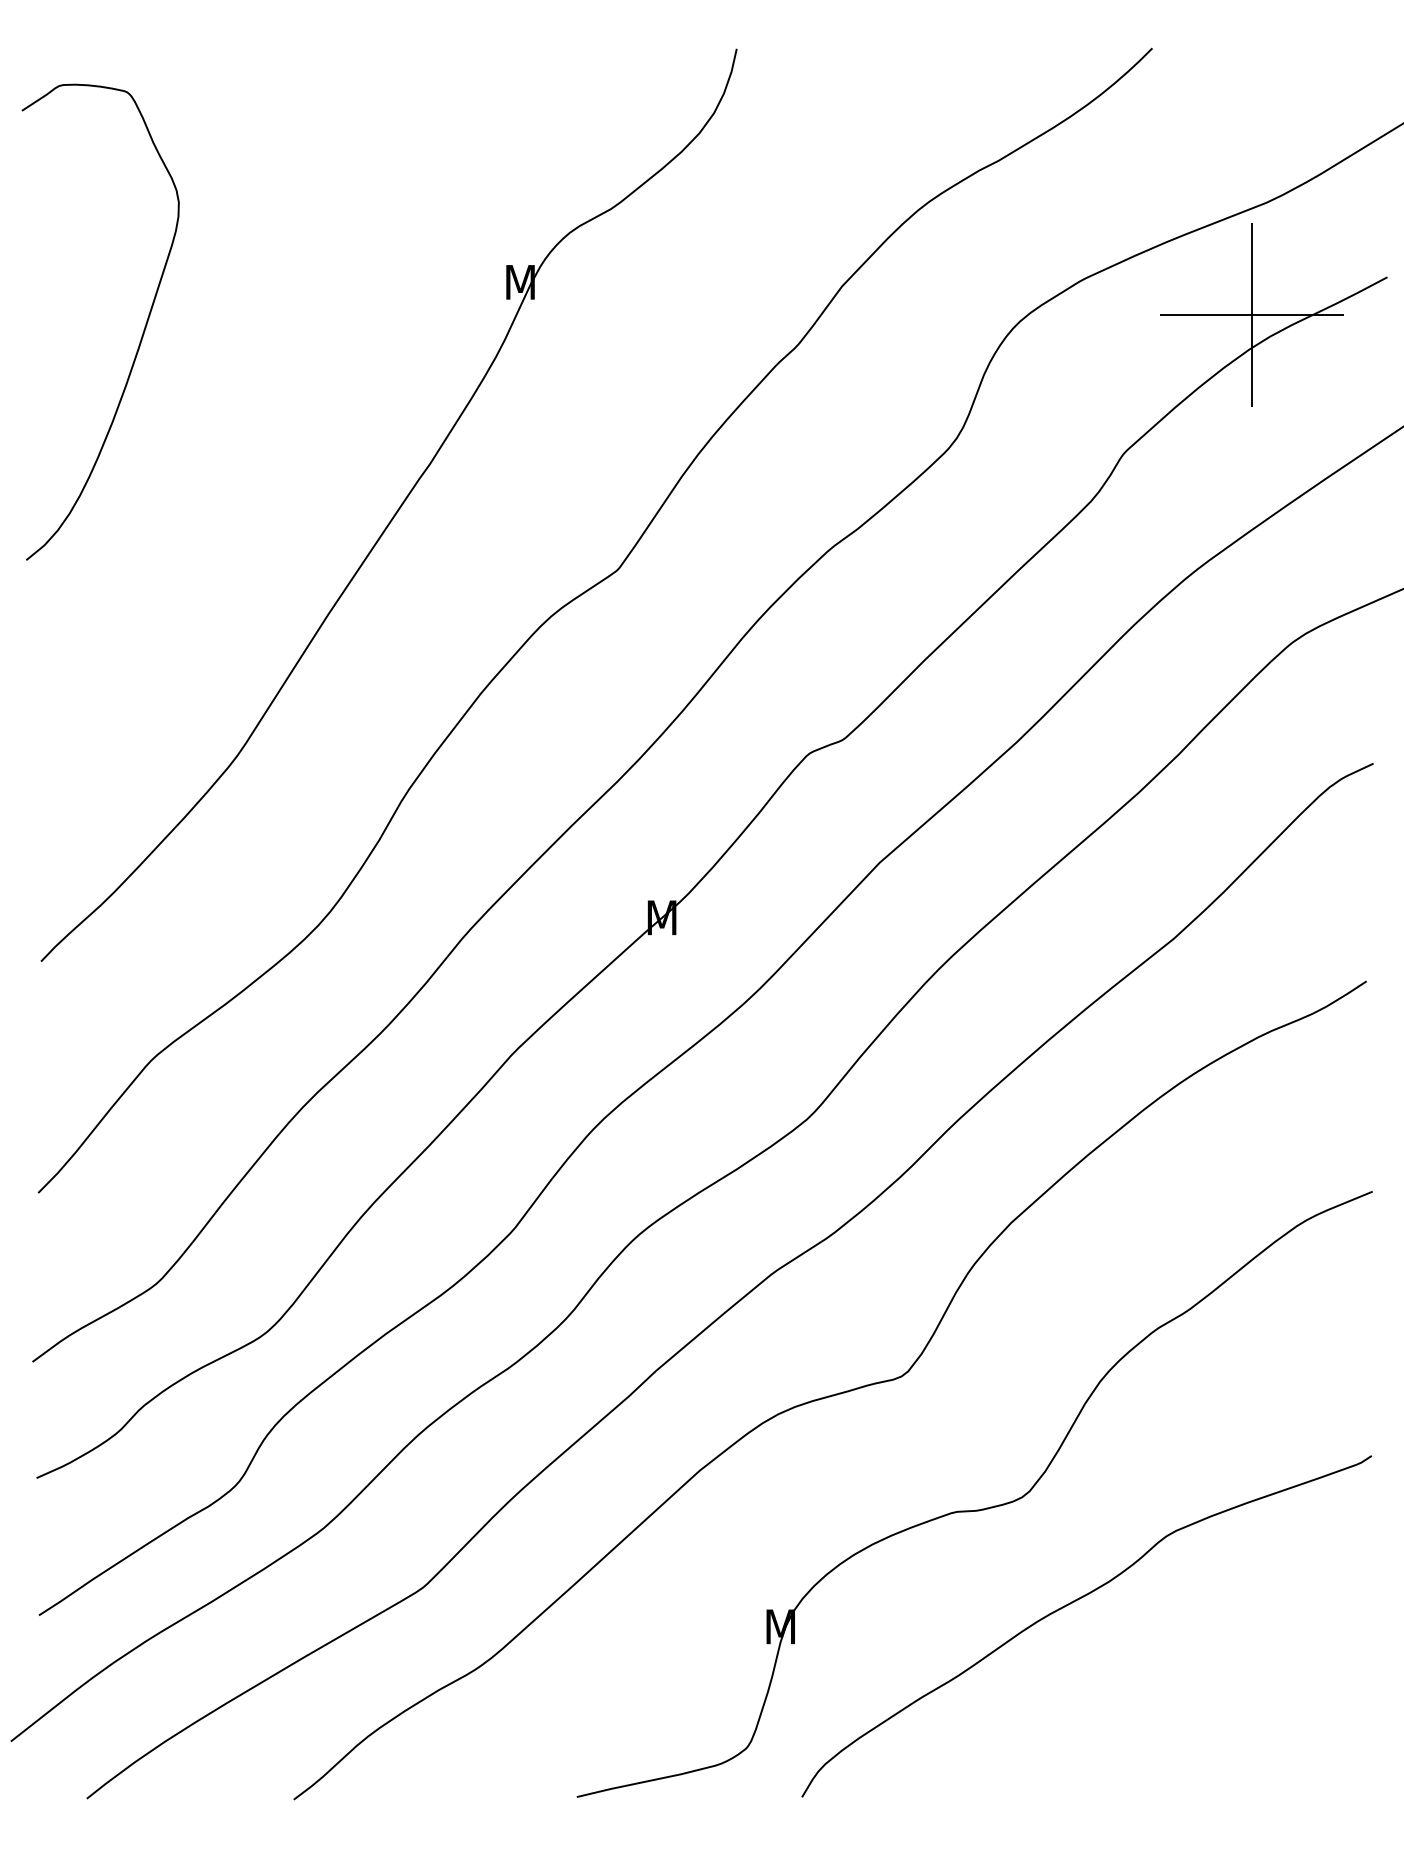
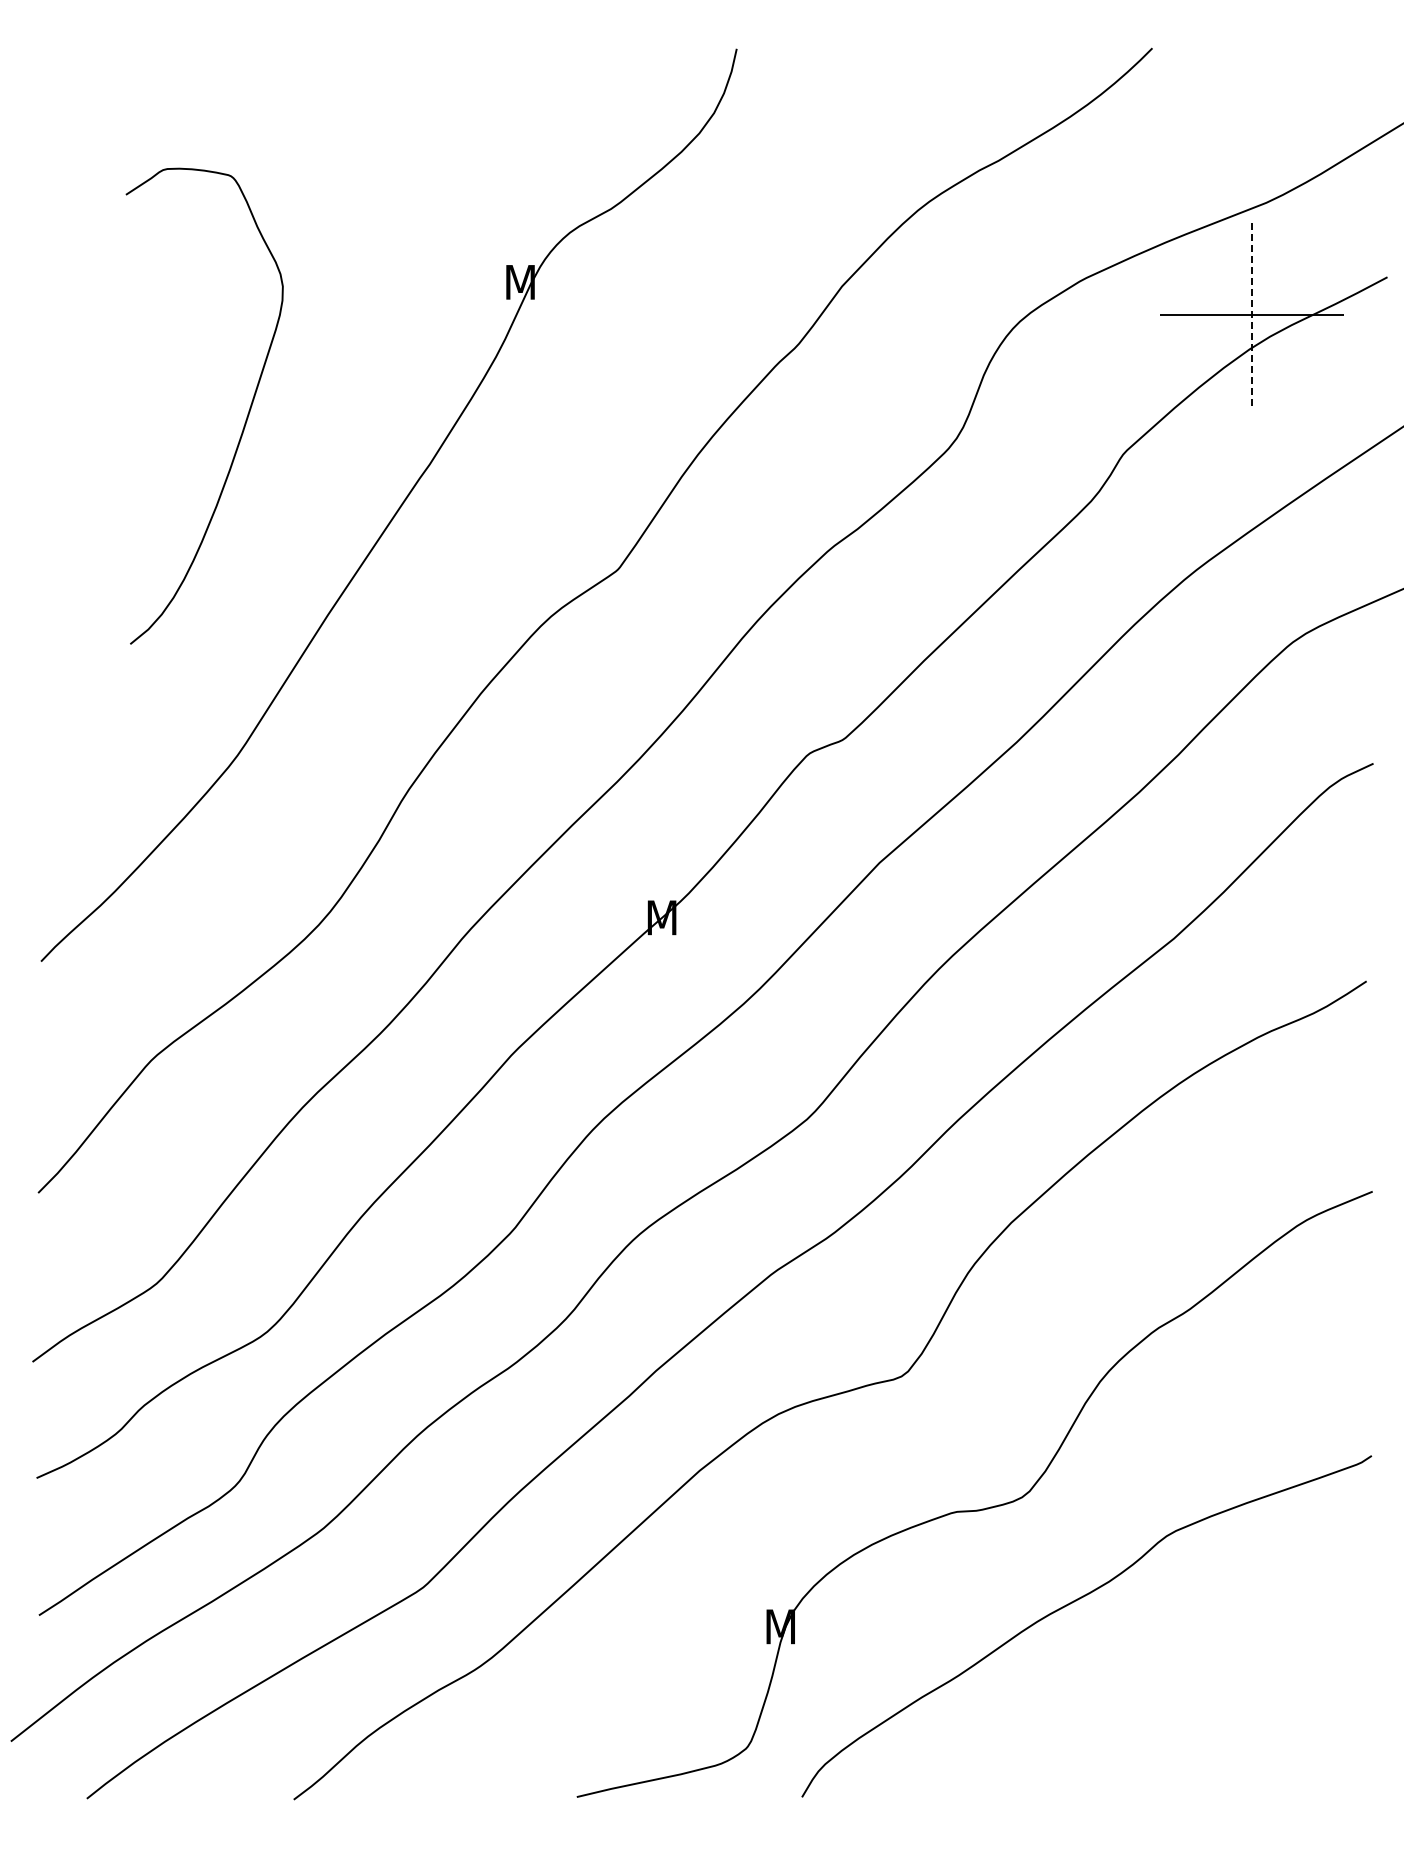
line: solid -> dashed (1252, 315)
curve position: (142, 332) -> (246, 416) (246, 416)
